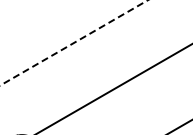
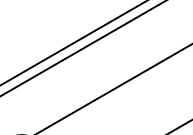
line: dashed -> solid (74, 42)
line: none -> present (82, 48)
